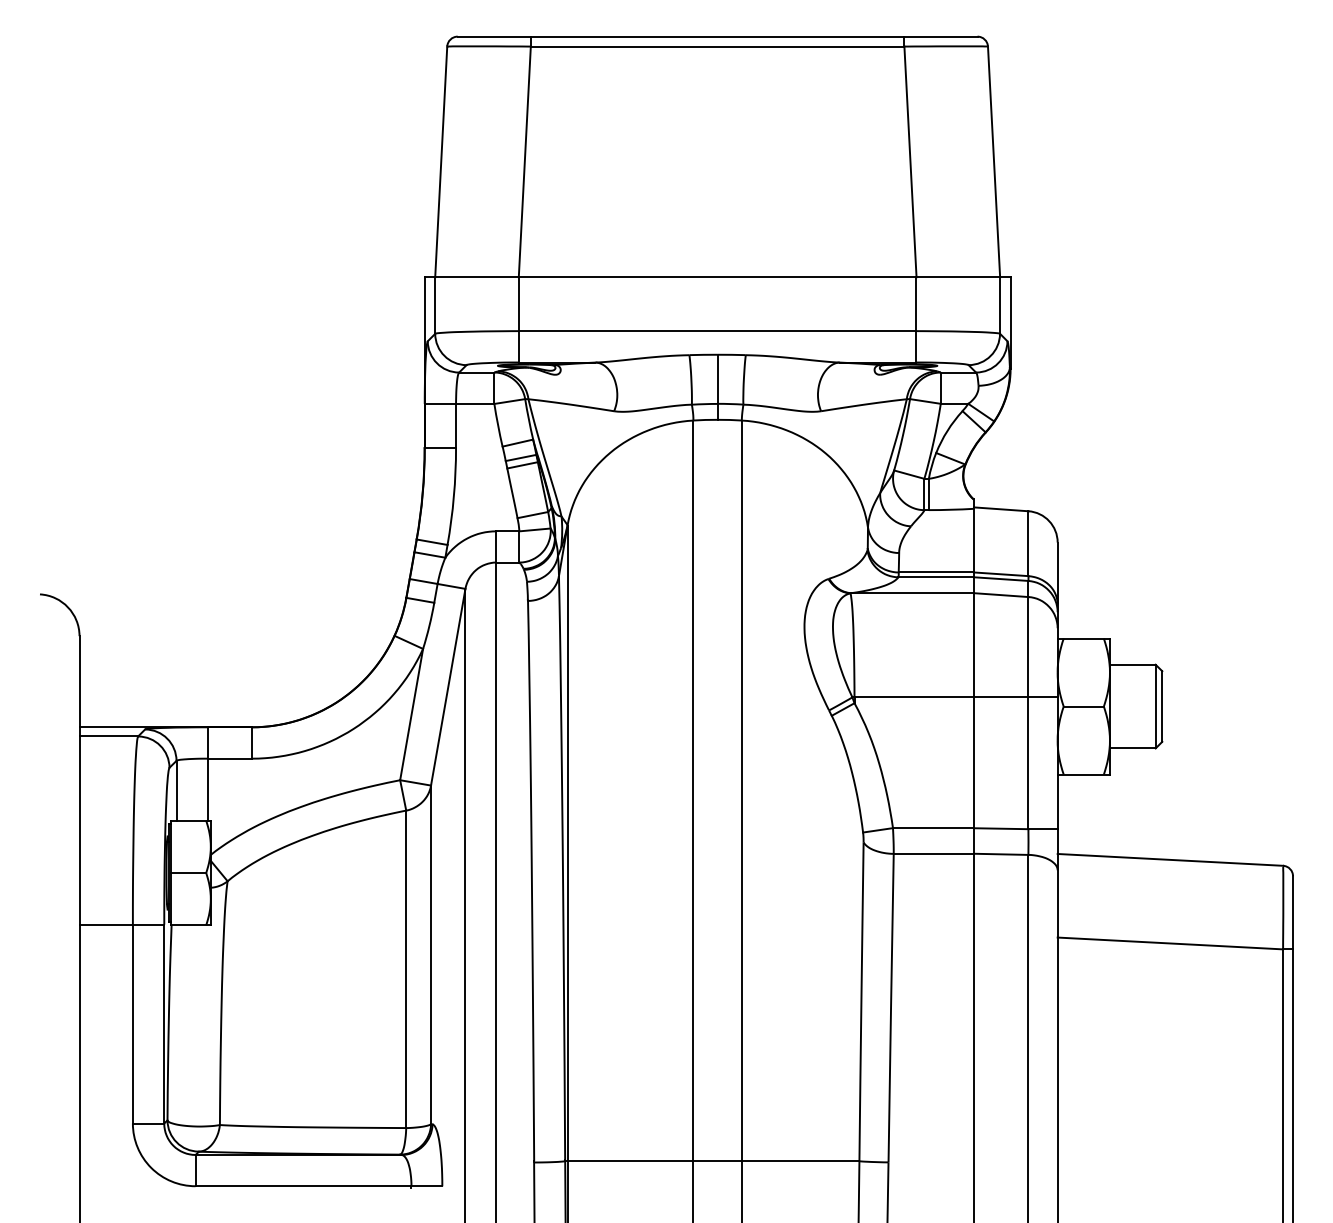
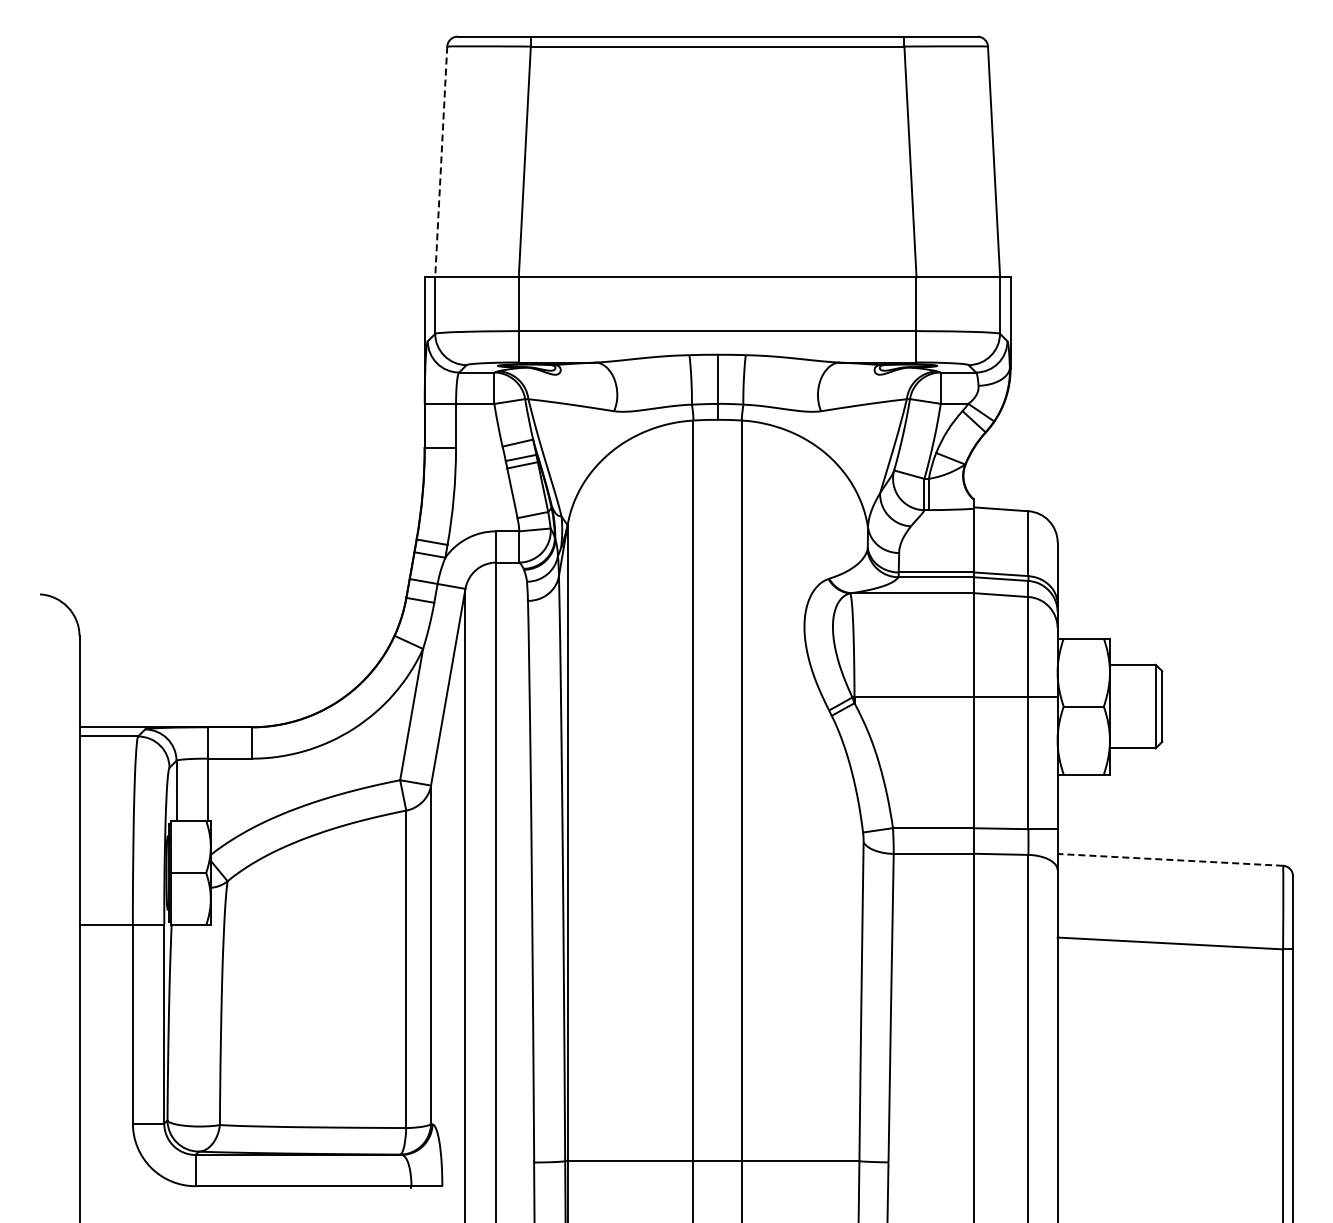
line: solid -> dashed (441, 162)
line: solid -> dashed (1170, 859)
